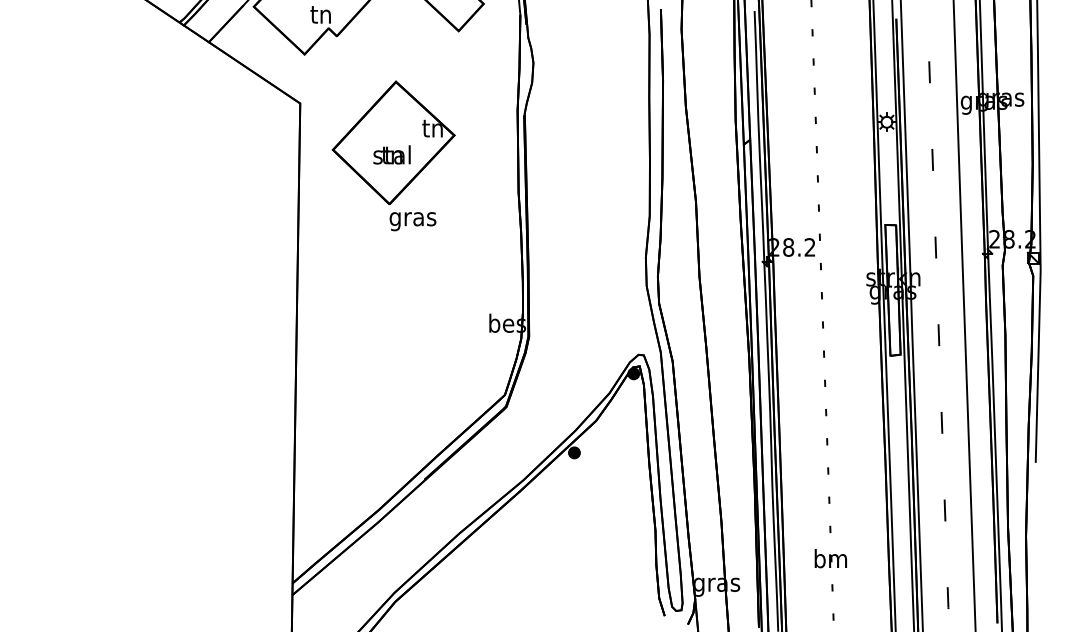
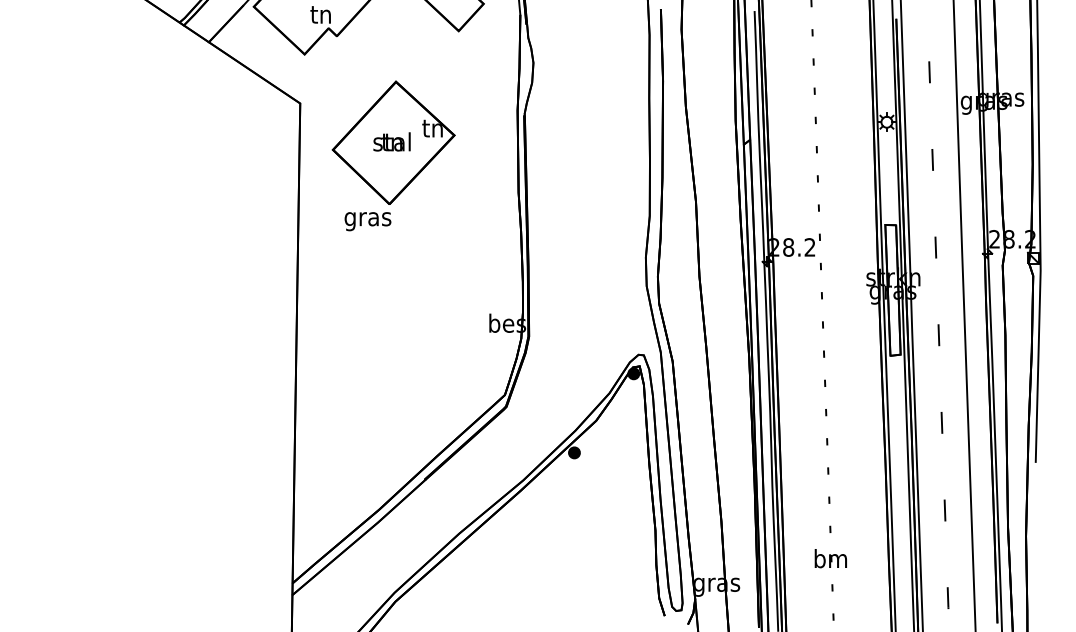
text position: (391, 154) -> (391, 141) (391, 141)
text position: (412, 221) -> (367, 221) (367, 221)
